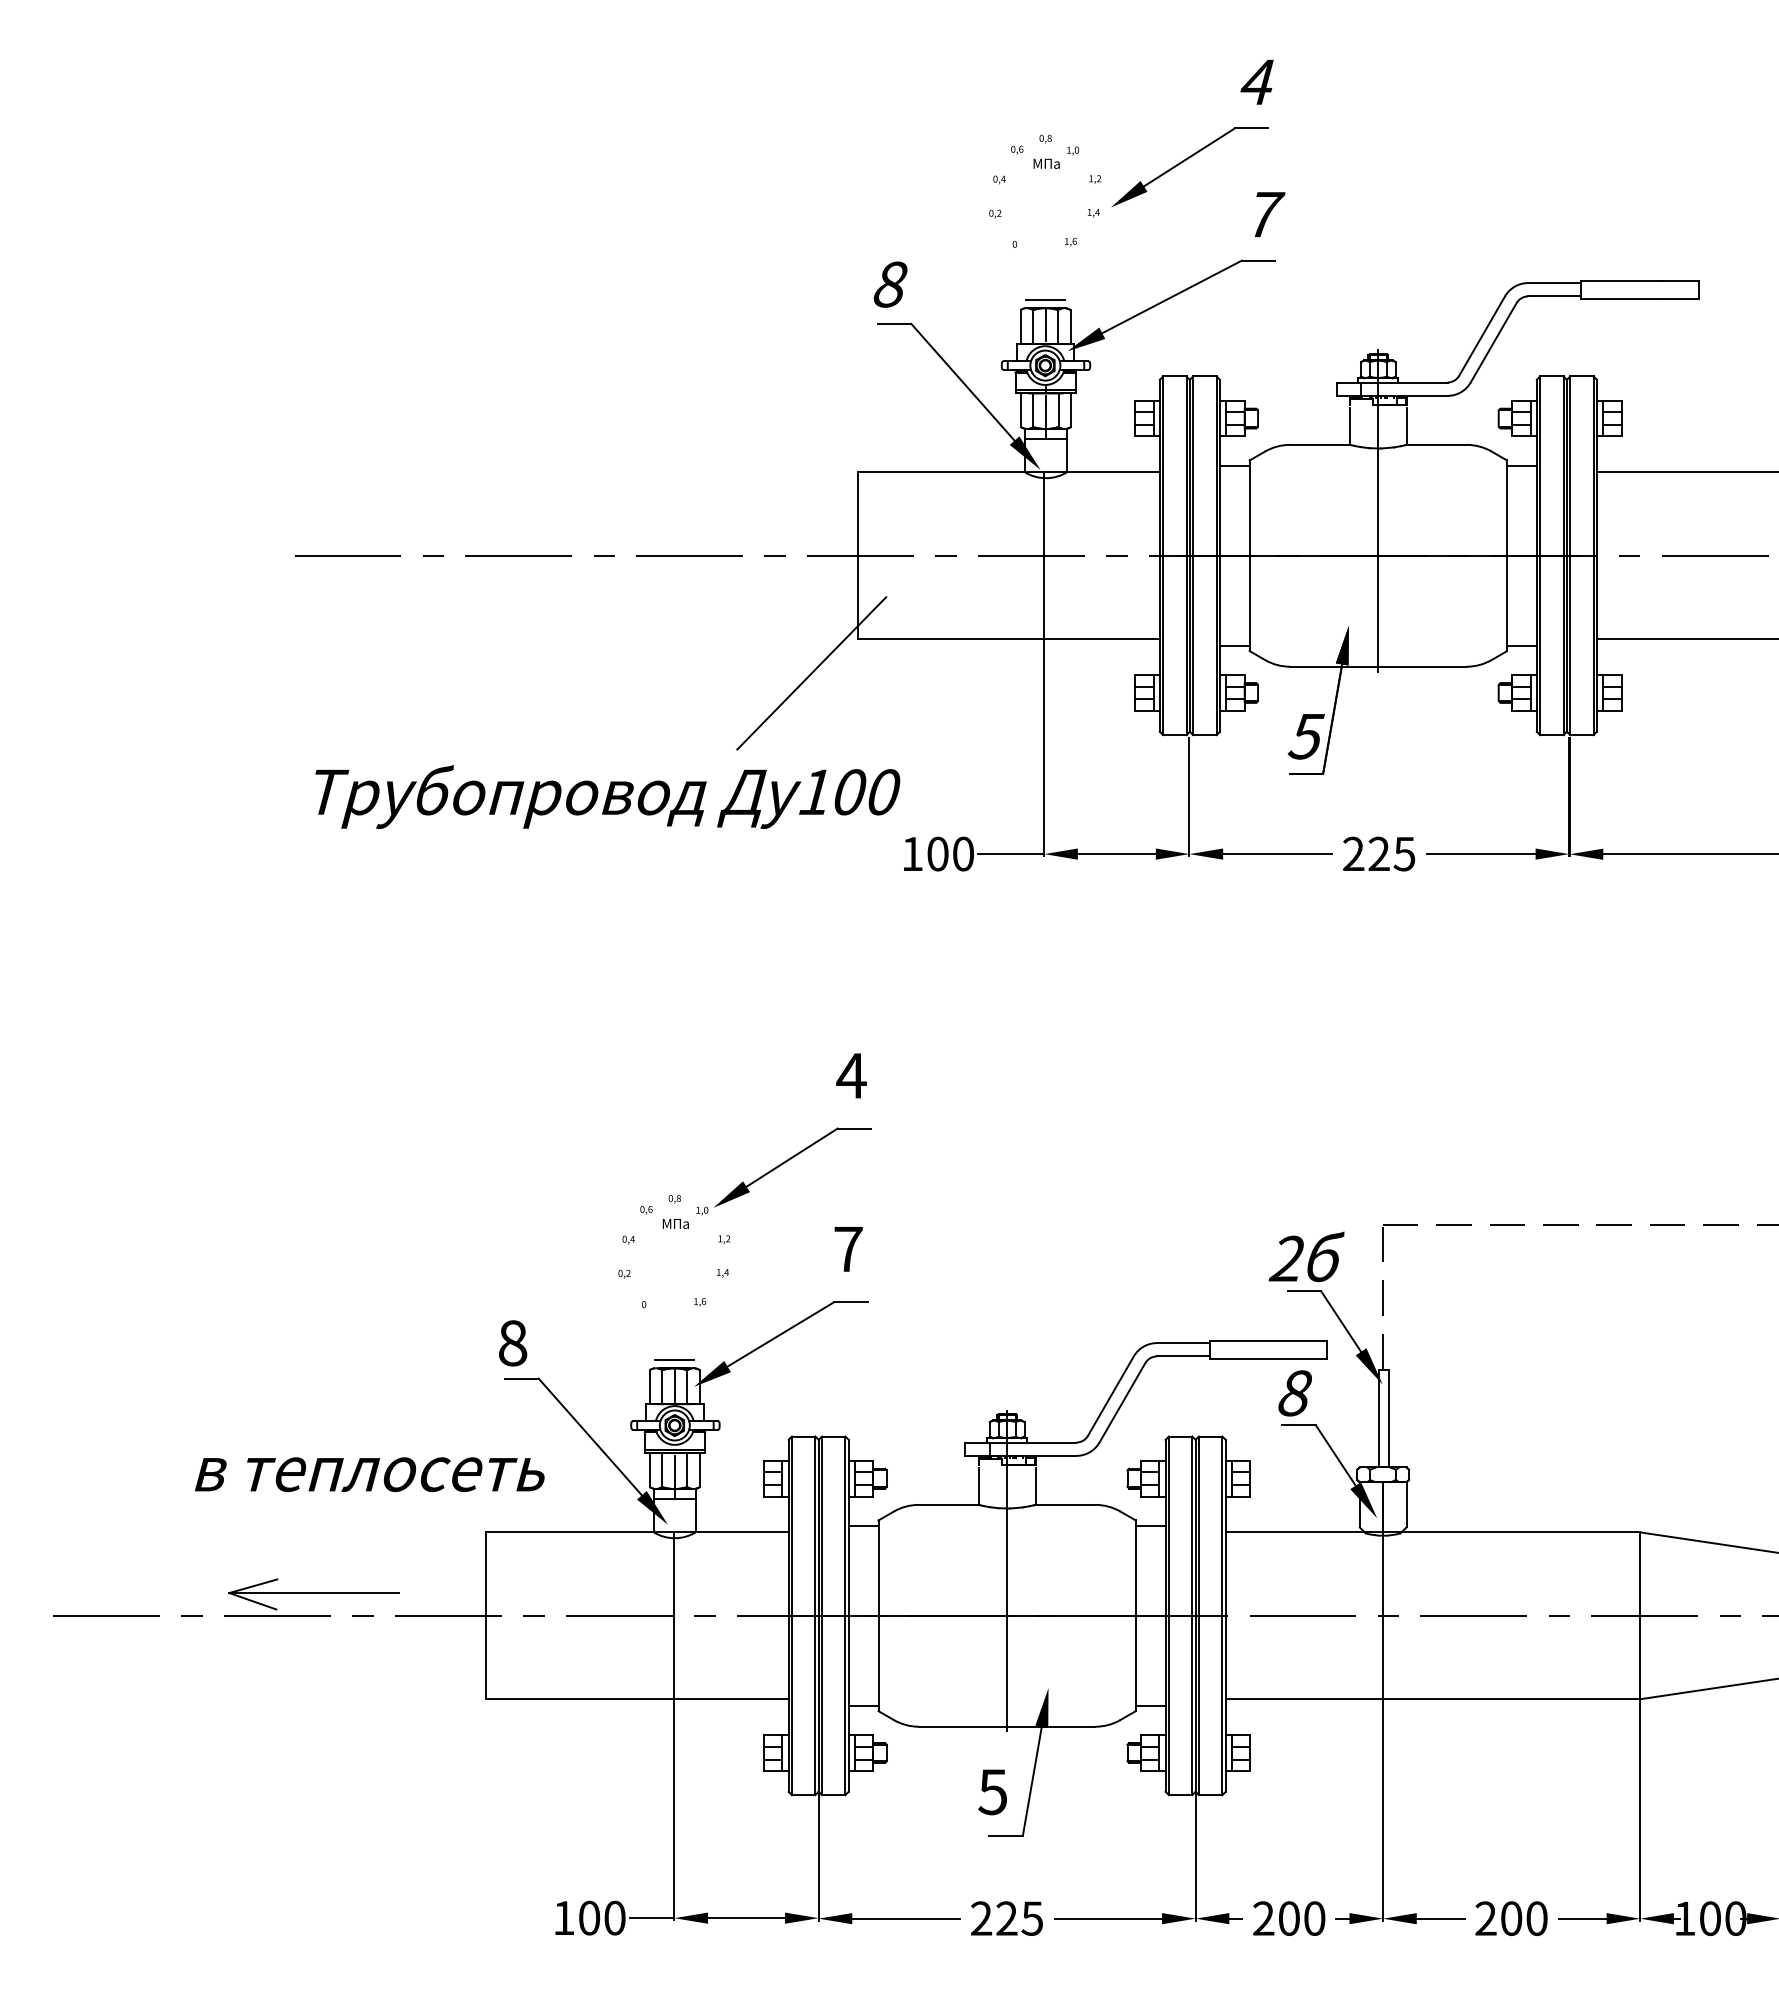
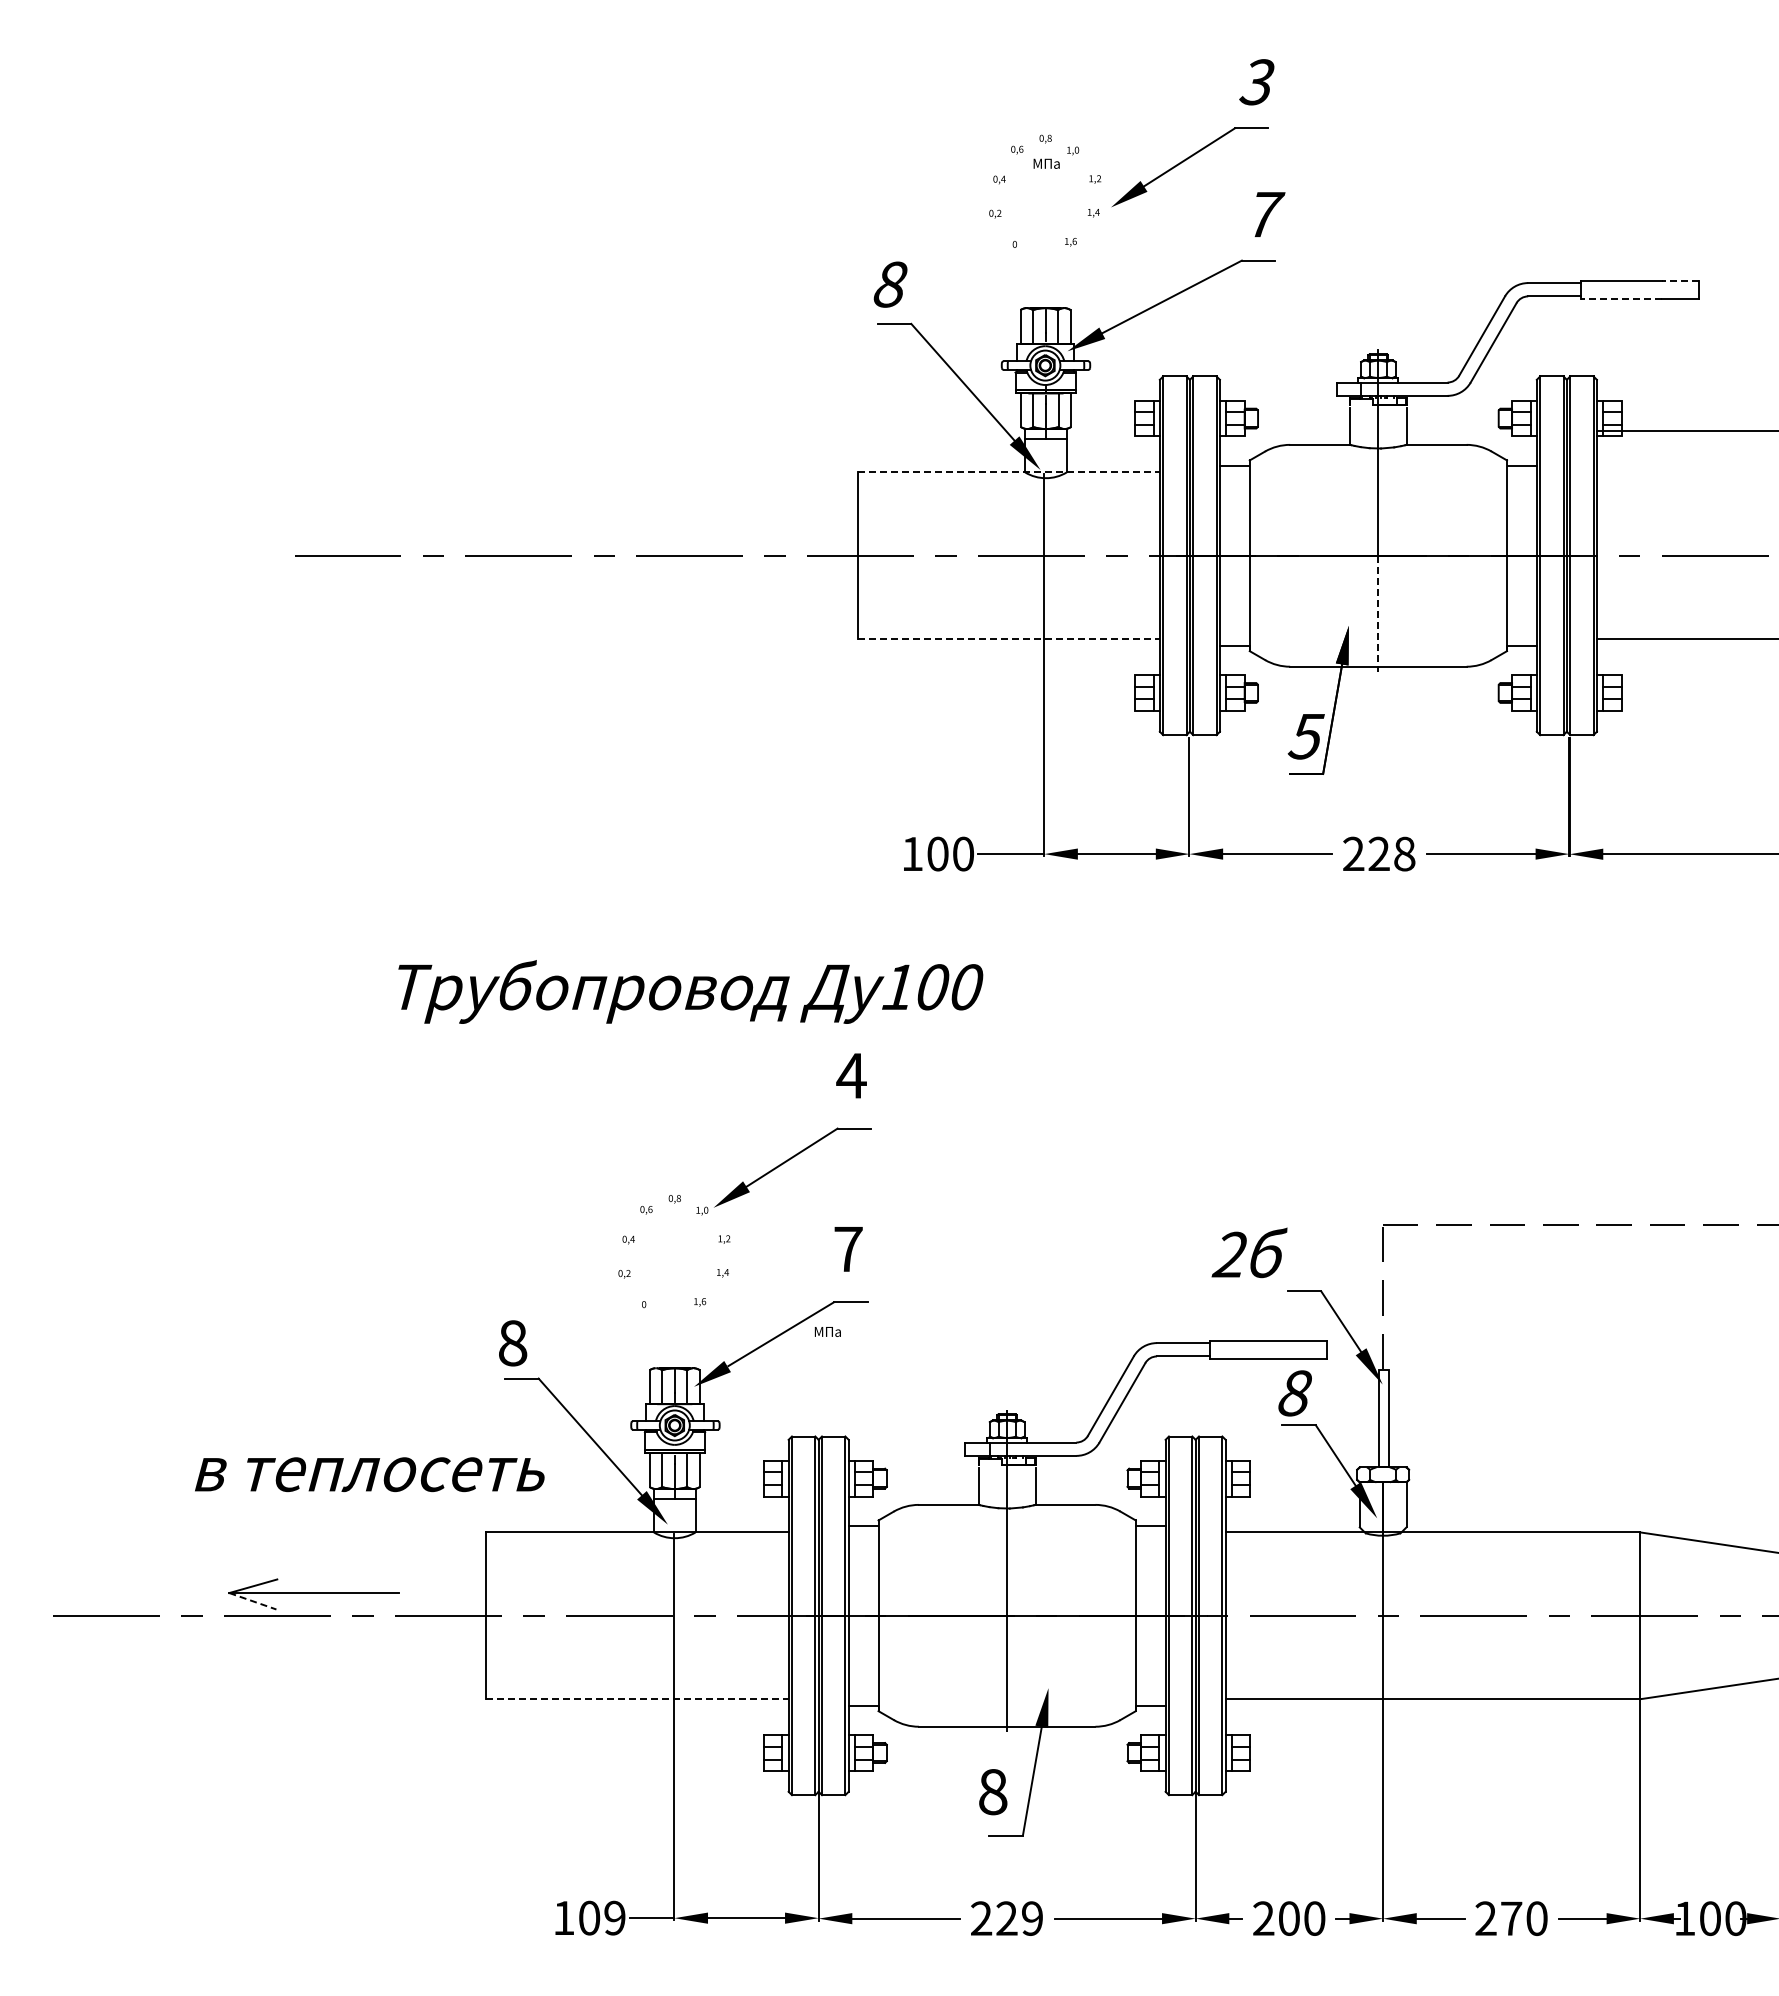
text: 4 -> 3 (1256, 82)
line: solid -> dashed (1679, 280)
line: solid -> dashed (1621, 298)
line: present -> none (1045, 299)
line: solid -> dashed (1009, 472)
line position: (1685, 472) -> (1685, 431) (1685, 431)
line: solid -> dashed (1378, 613)
line: solid -> dashed (1009, 639)
line: present -> none (811, 673)
text position: (607, 796) -> (690, 991) (690, 991)
text: 225 -> 228 (1404, 853)
text position: (675, 1223) -> (827, 1331) (827, 1331)
text position: (1306, 1256) -> (1249, 1252) (1249, 1252)
line: present -> none (674, 1359)
line: solid -> dashed (252, 1601)
line: solid -> dashed (638, 1699)
text: 5 -> 8 (992, 1792)
text: 100 -> 109 (614, 1917)
text: 225 -> 229 (1031, 1918)
text: 200 -> 270 (1511, 1918)
